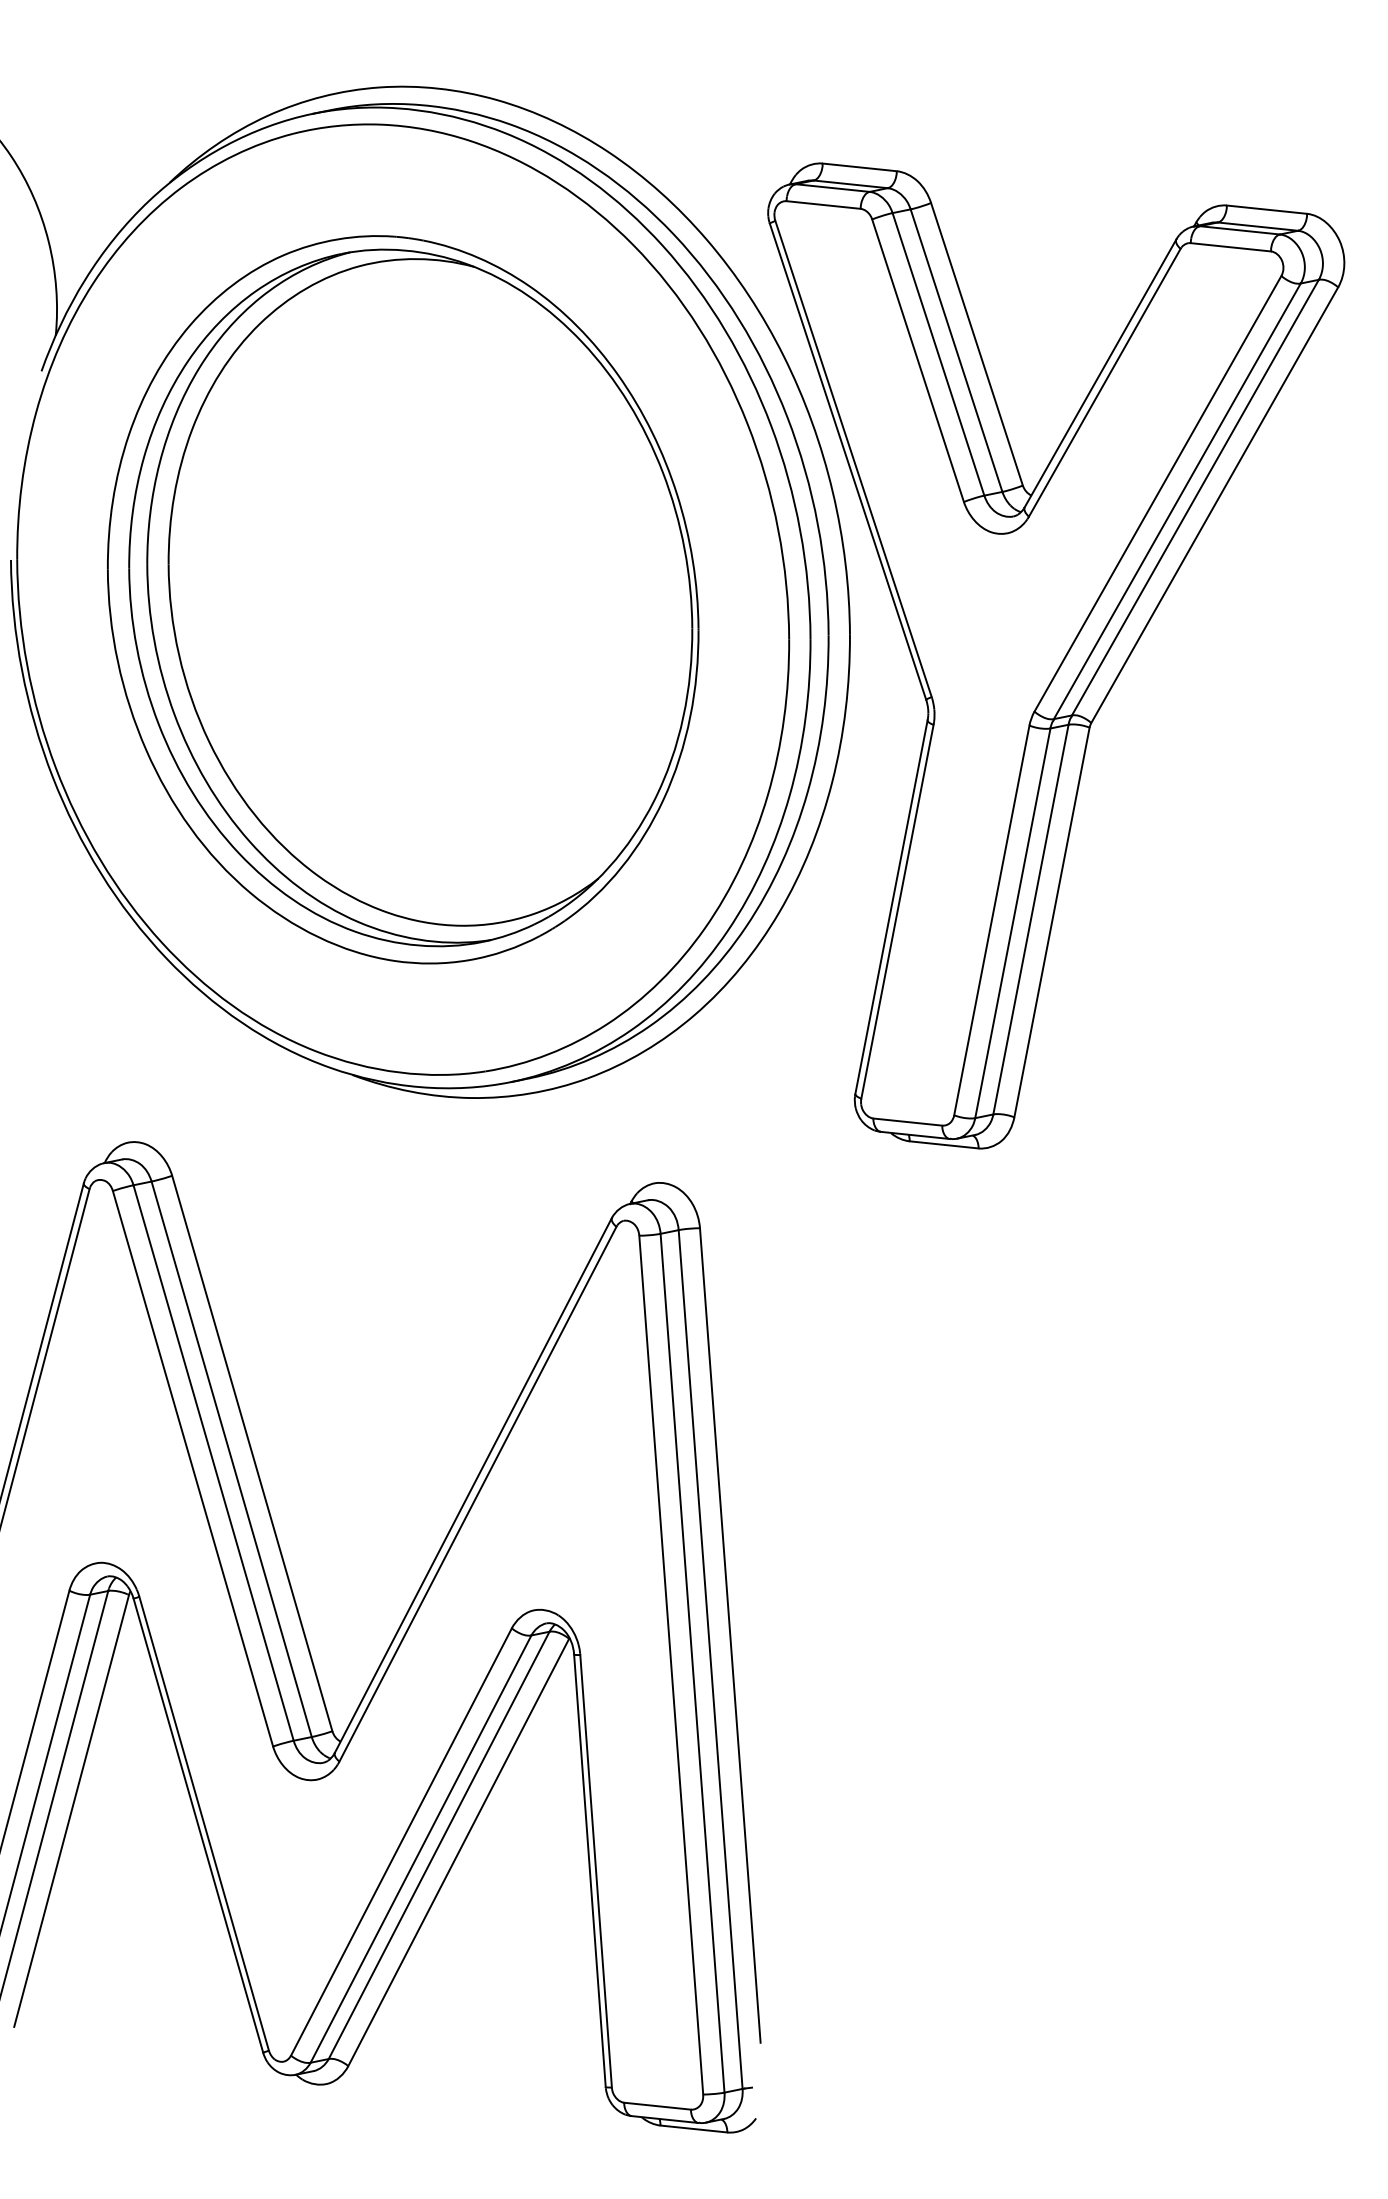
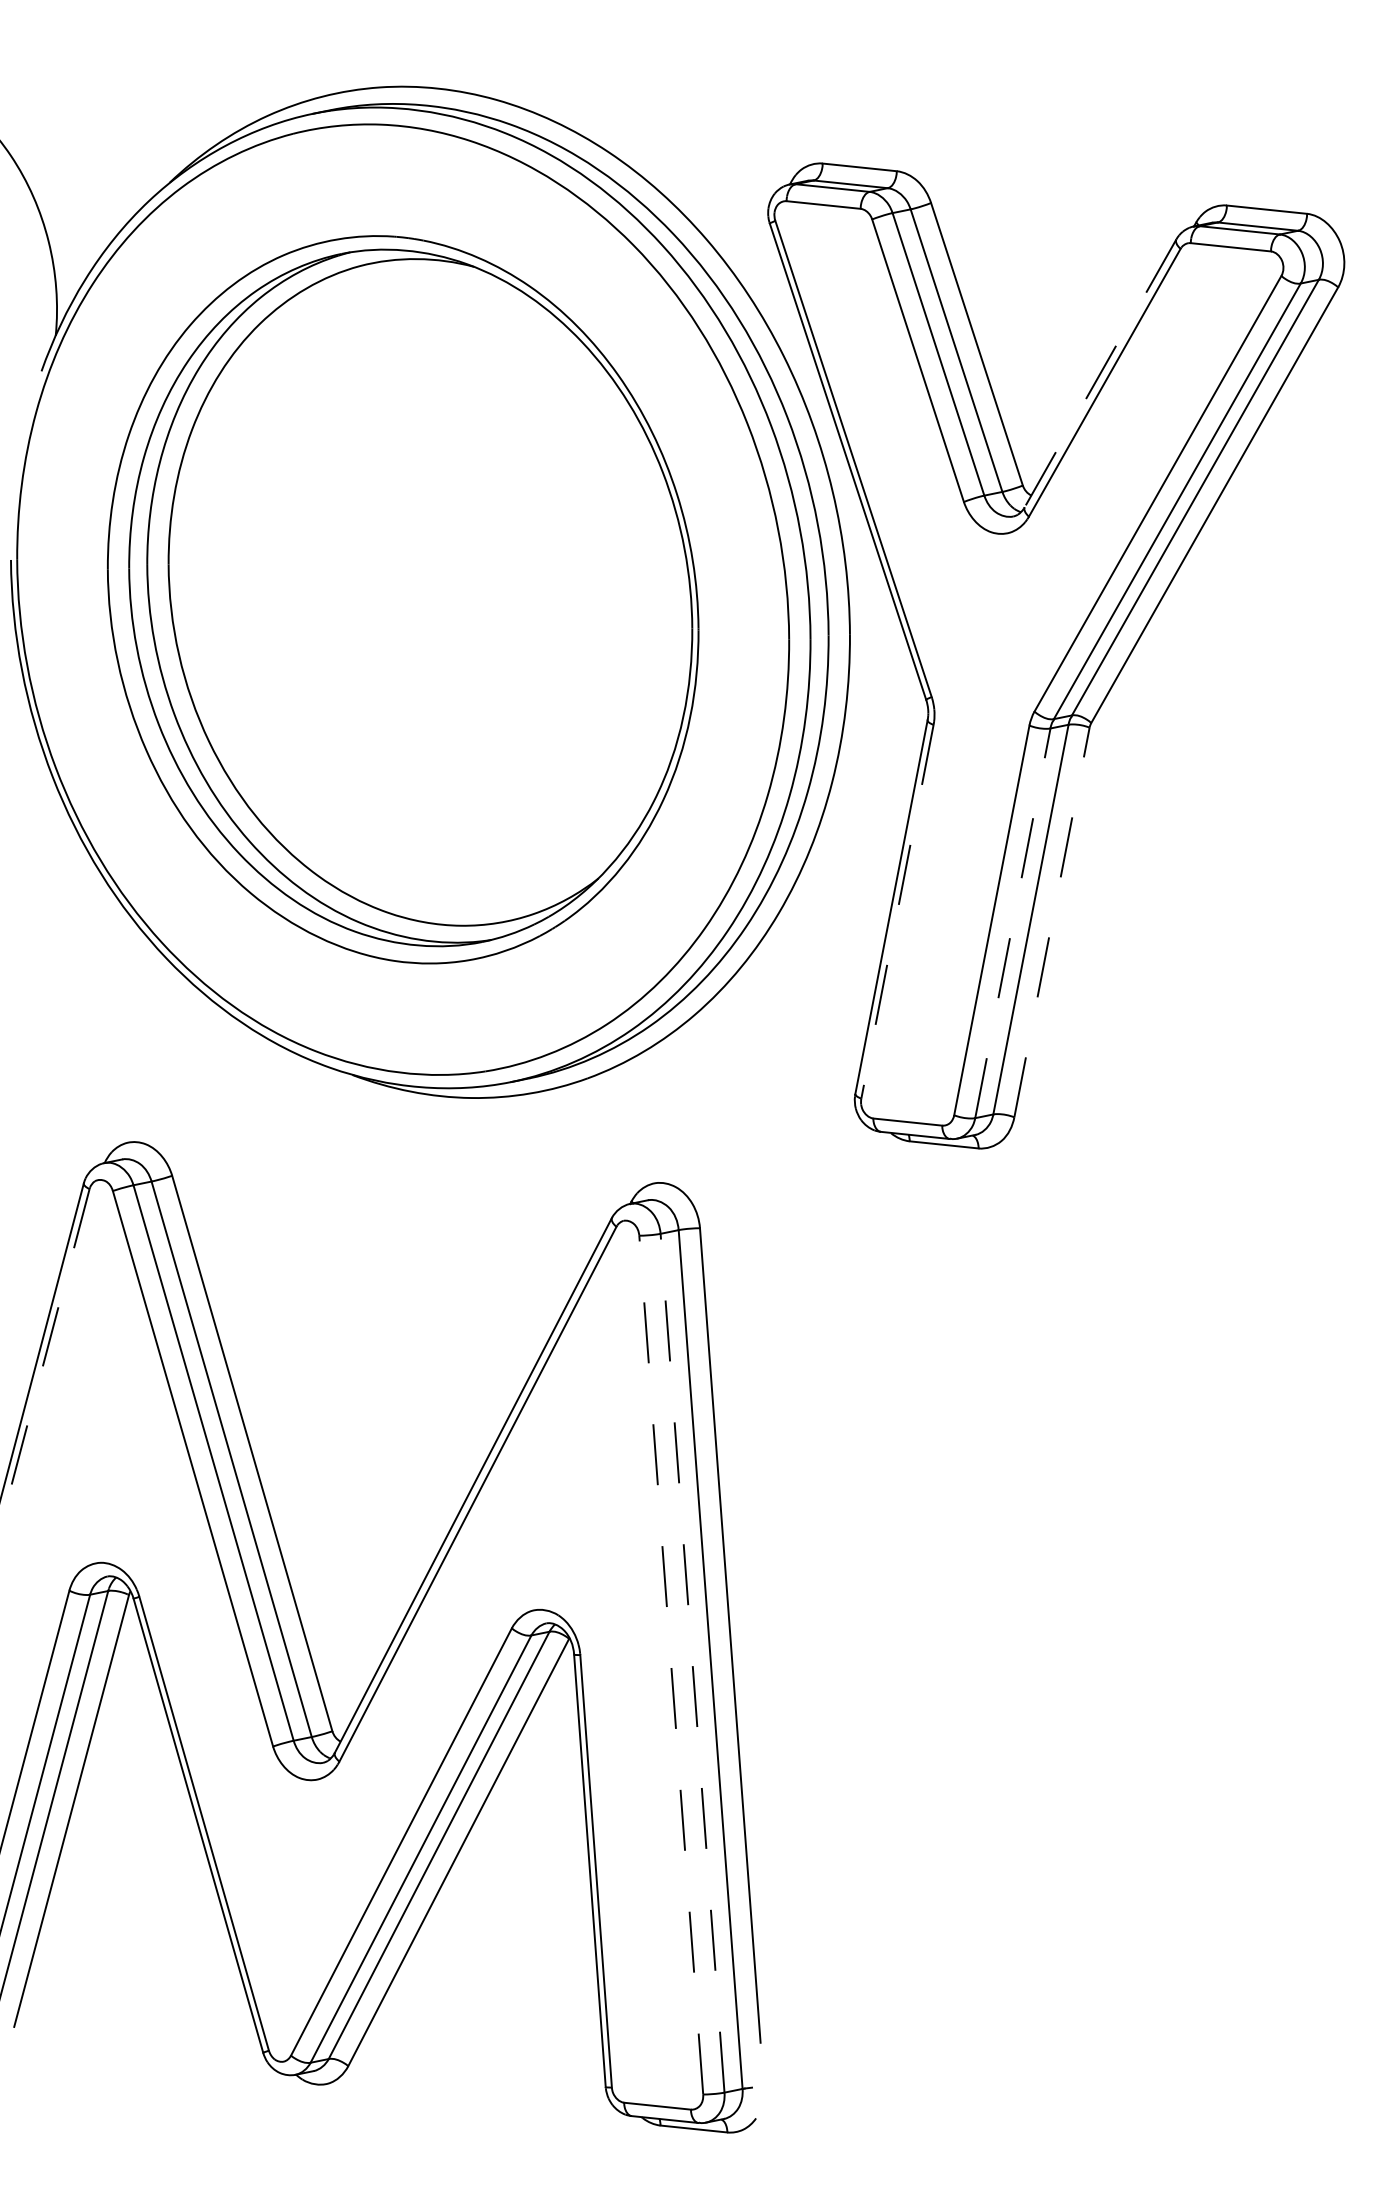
line: solid -> dashed (1100, 373)
line: solid -> dashed (897, 912)
line: solid -> dashed (1012, 922)
line: solid -> dashed (1052, 922)
line: solid -> dashed (44, 1359)
line: solid -> dashed (692, 1663)
line: solid -> dashed (671, 1665)
